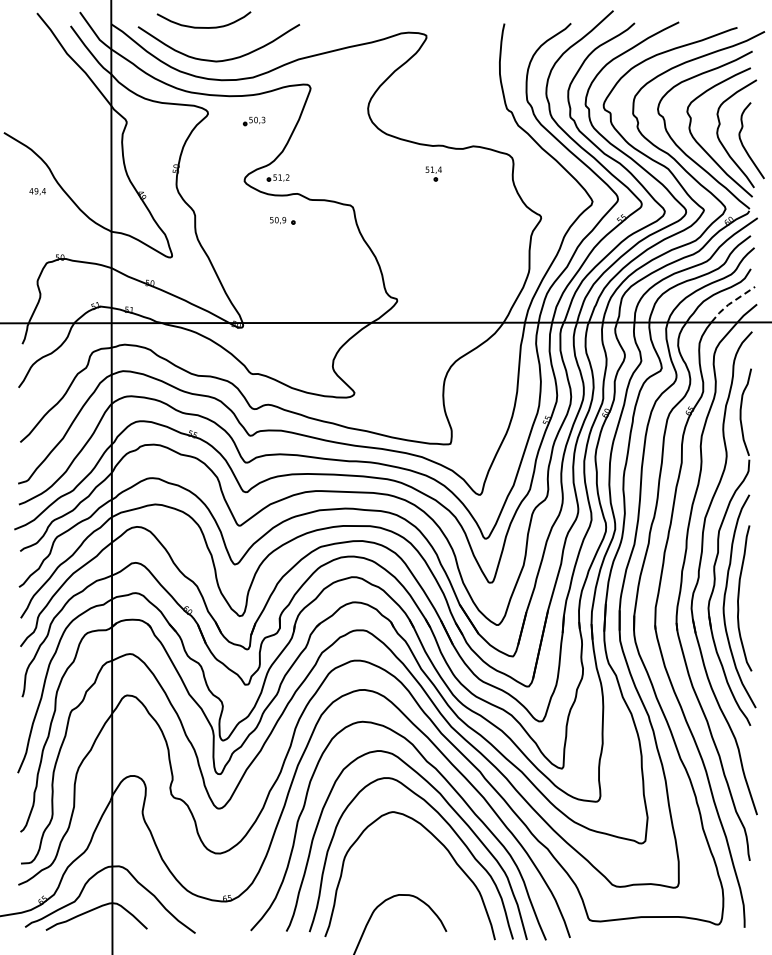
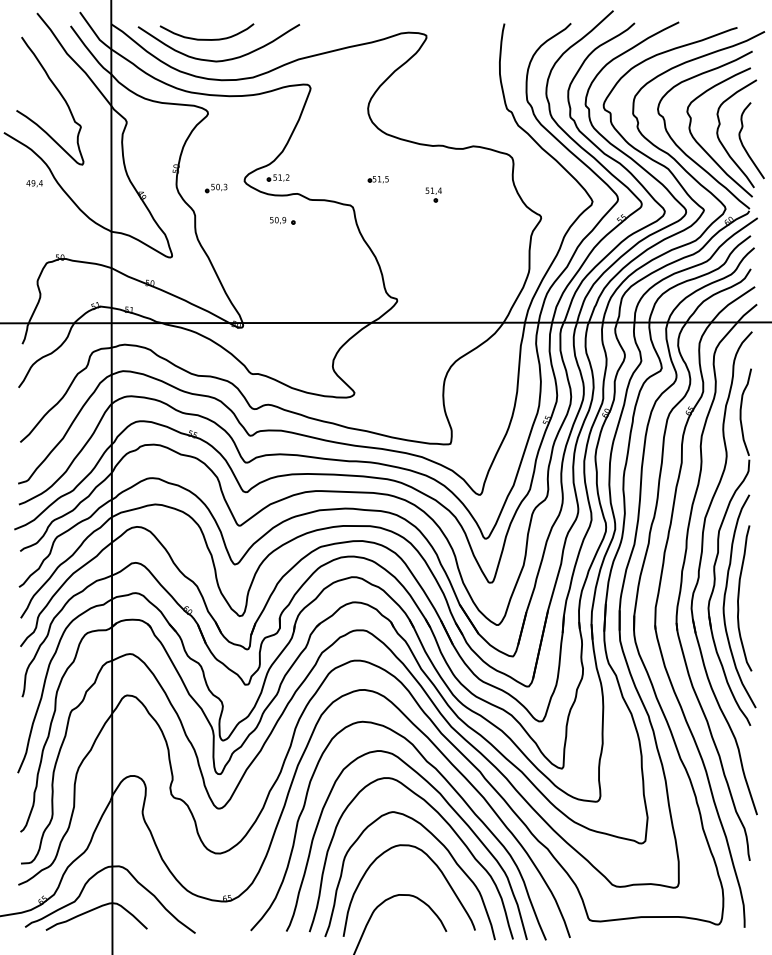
curve position: (201, 26) -> (204, 38) (204, 38)
curve: none -> present (59, 94)
part position: (254, 121) -> (216, 188) (216, 188)
part position: (433, 173) -> (433, 194) (433, 194)
part: none -> present (377, 179)
text position: (37, 191) -> (34, 183) (34, 183)
line: dashed -> solid (730, 303)
curve: none -> present (437, 868)
